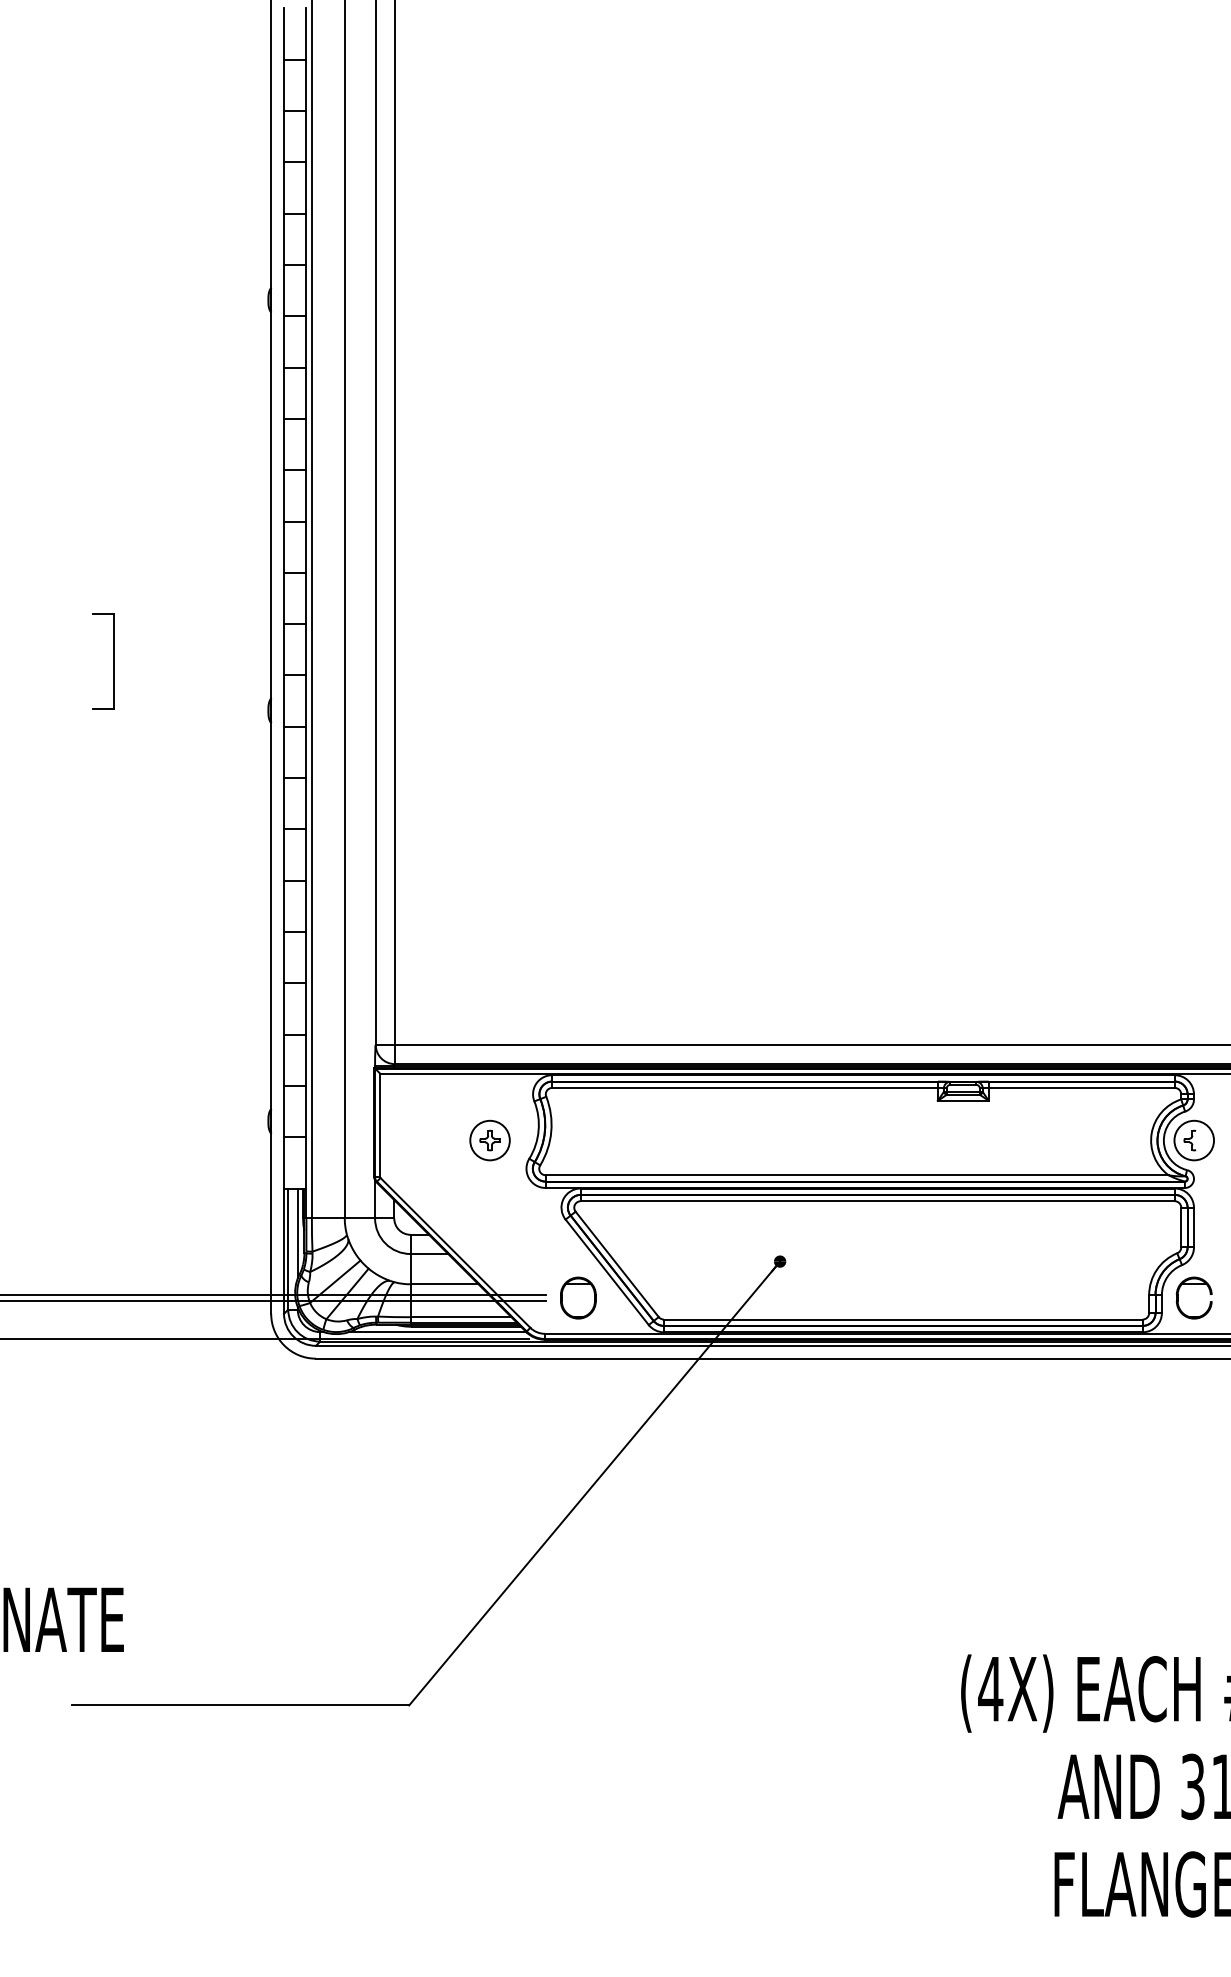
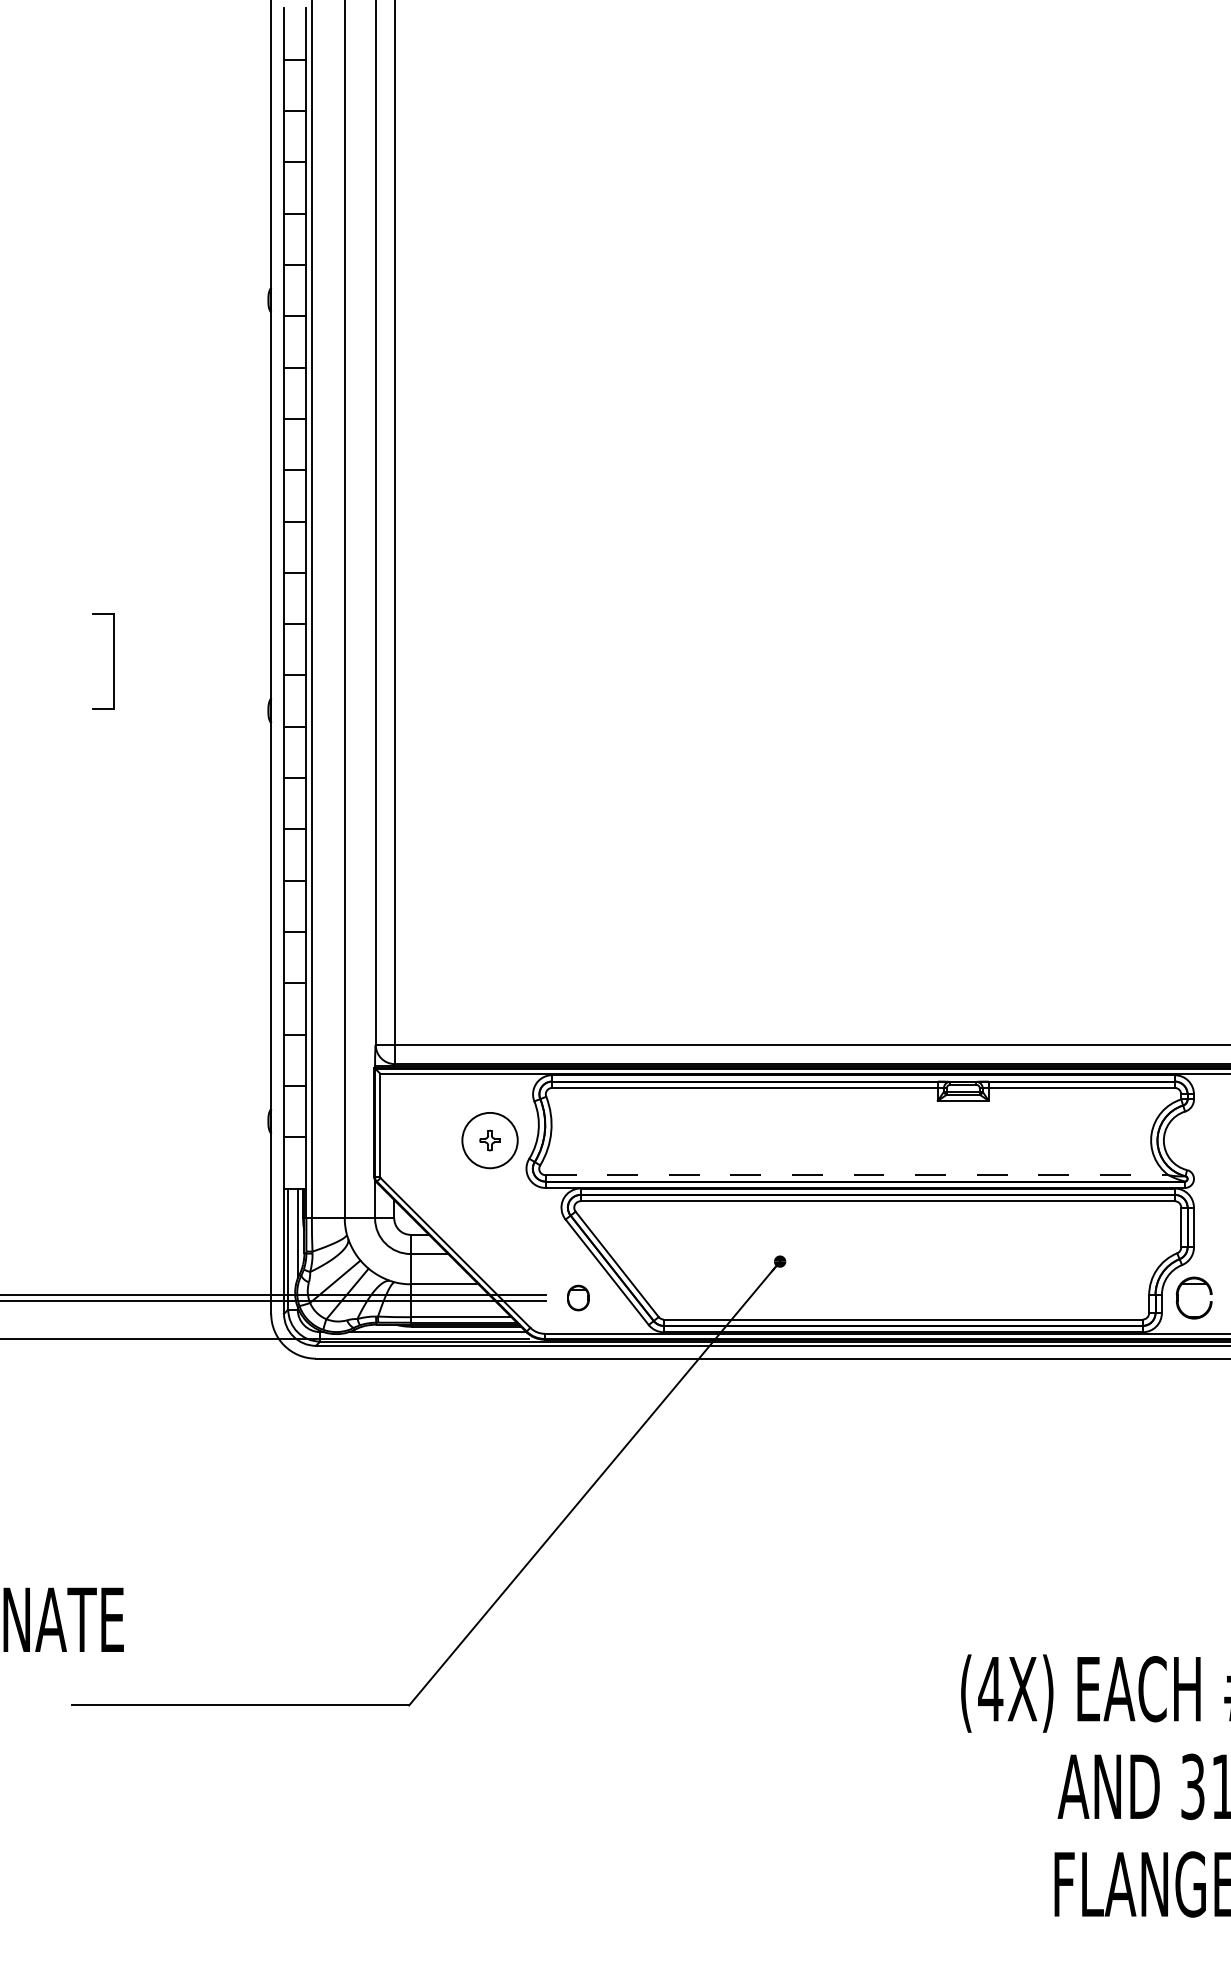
circle diameter: 40 px -> 55 px (489, 1140)
part: present -> none (1193, 1140)
line: solid -> dashed (857, 1175)
part size: 37x44 px -> 23x28 px (578, 1297)
